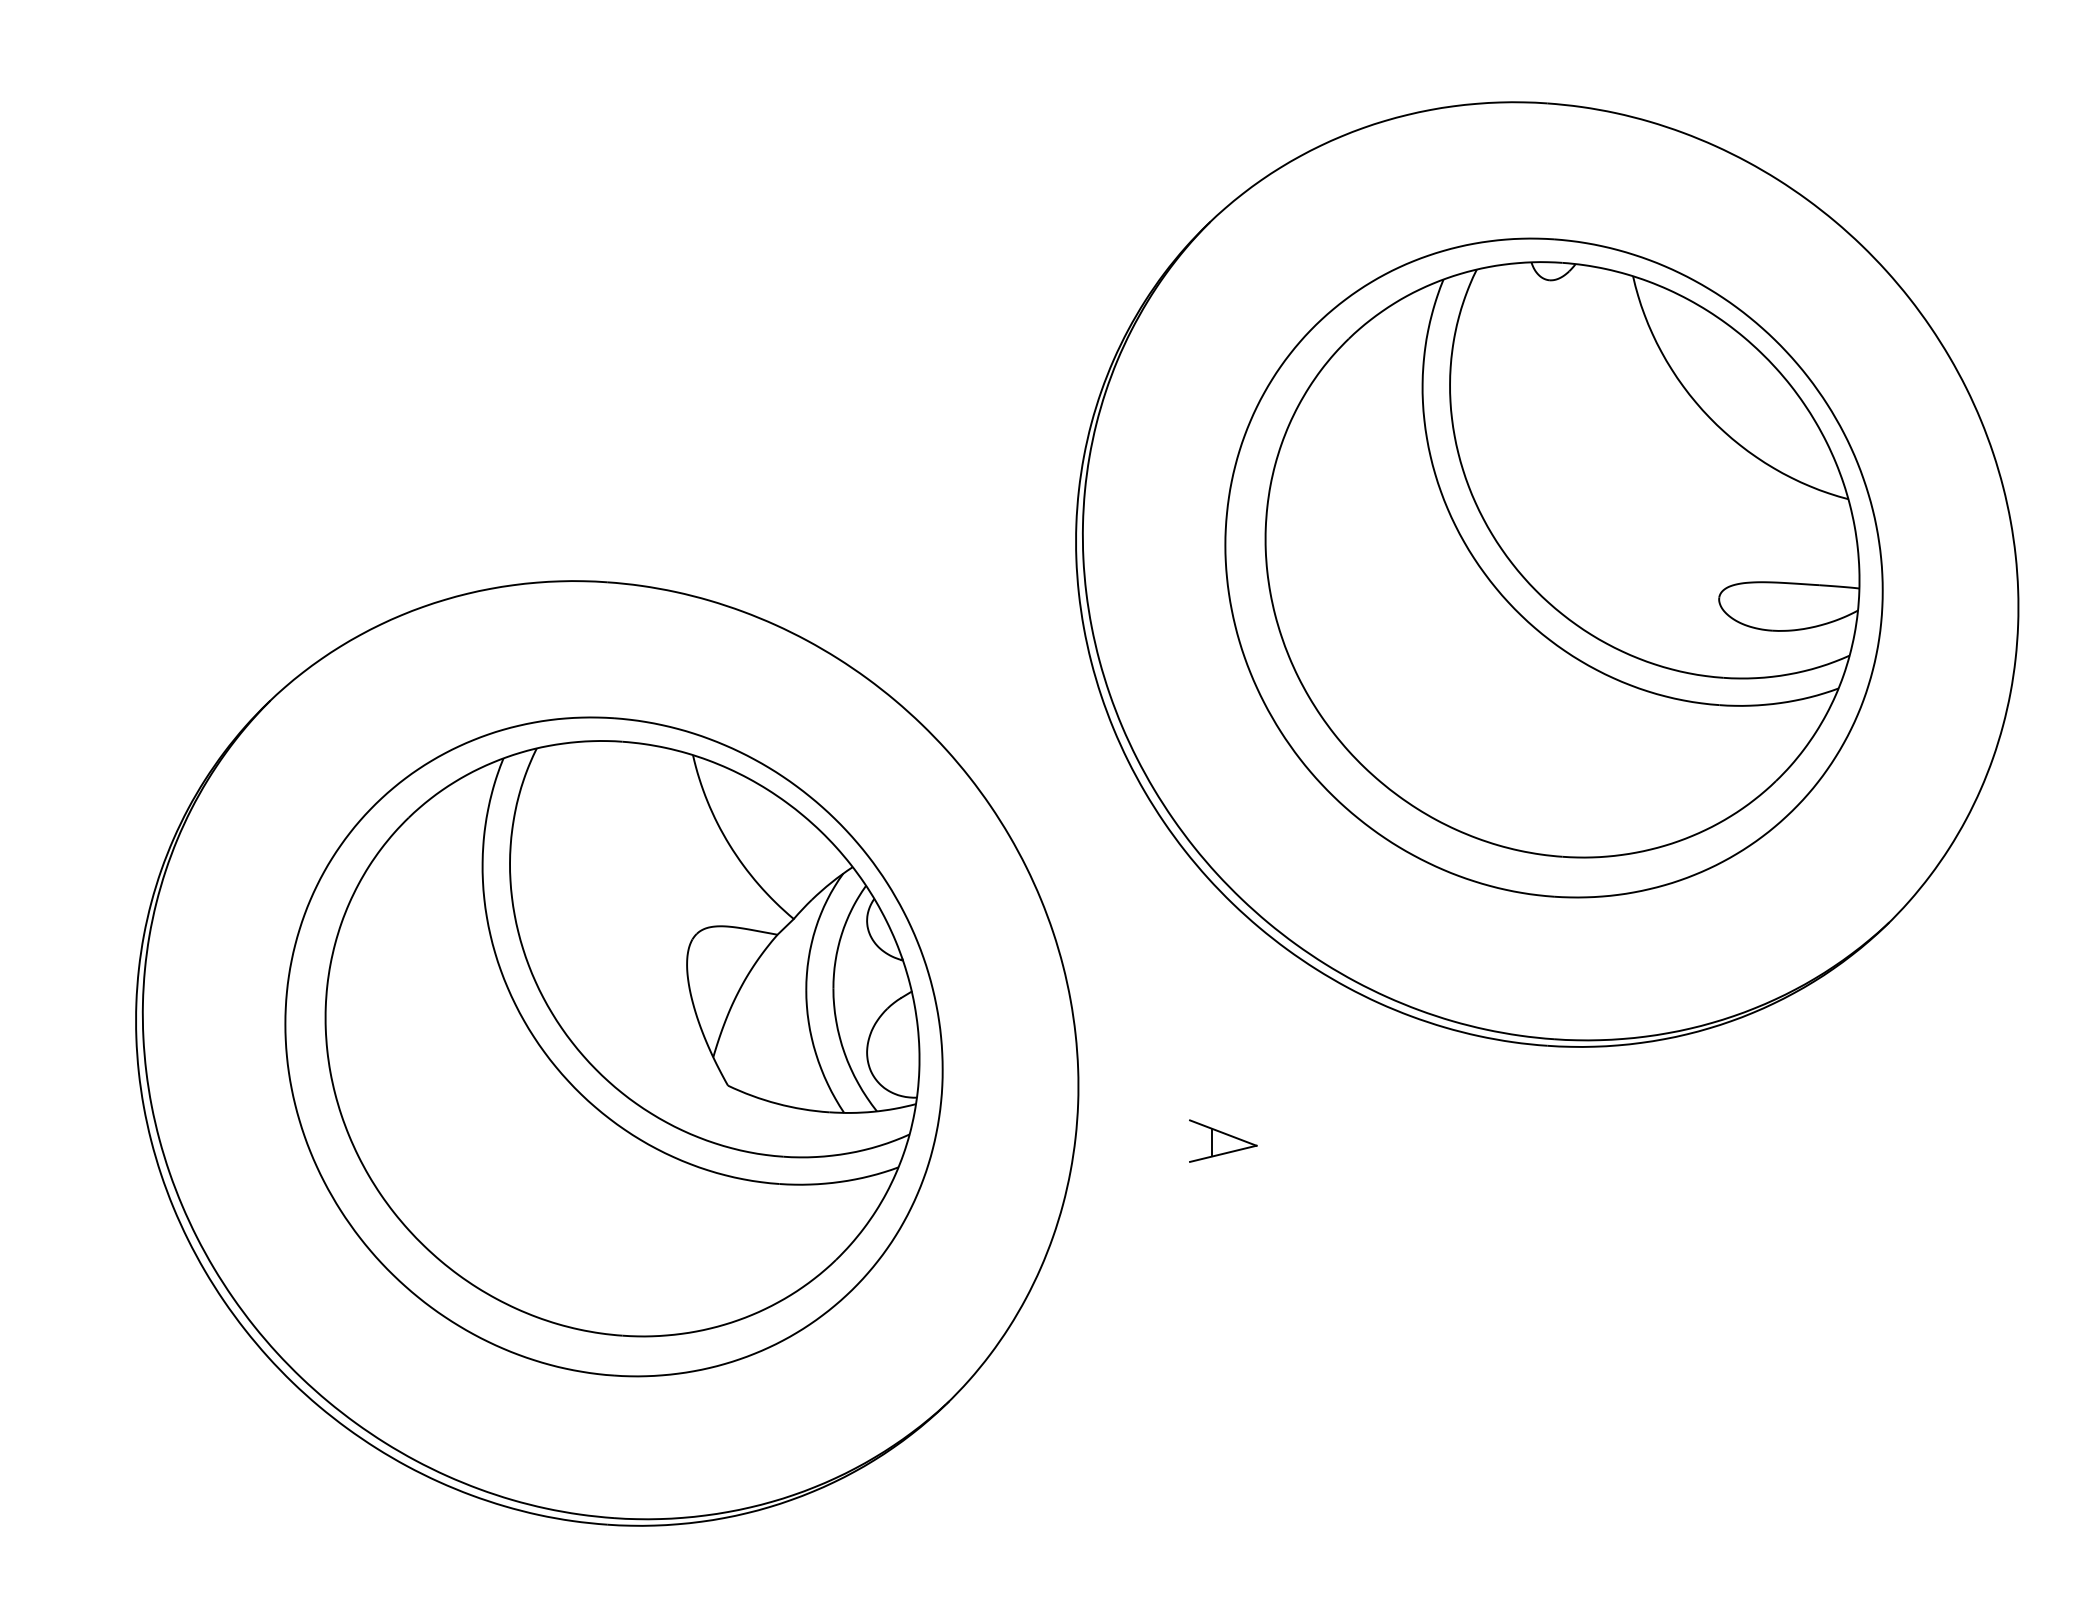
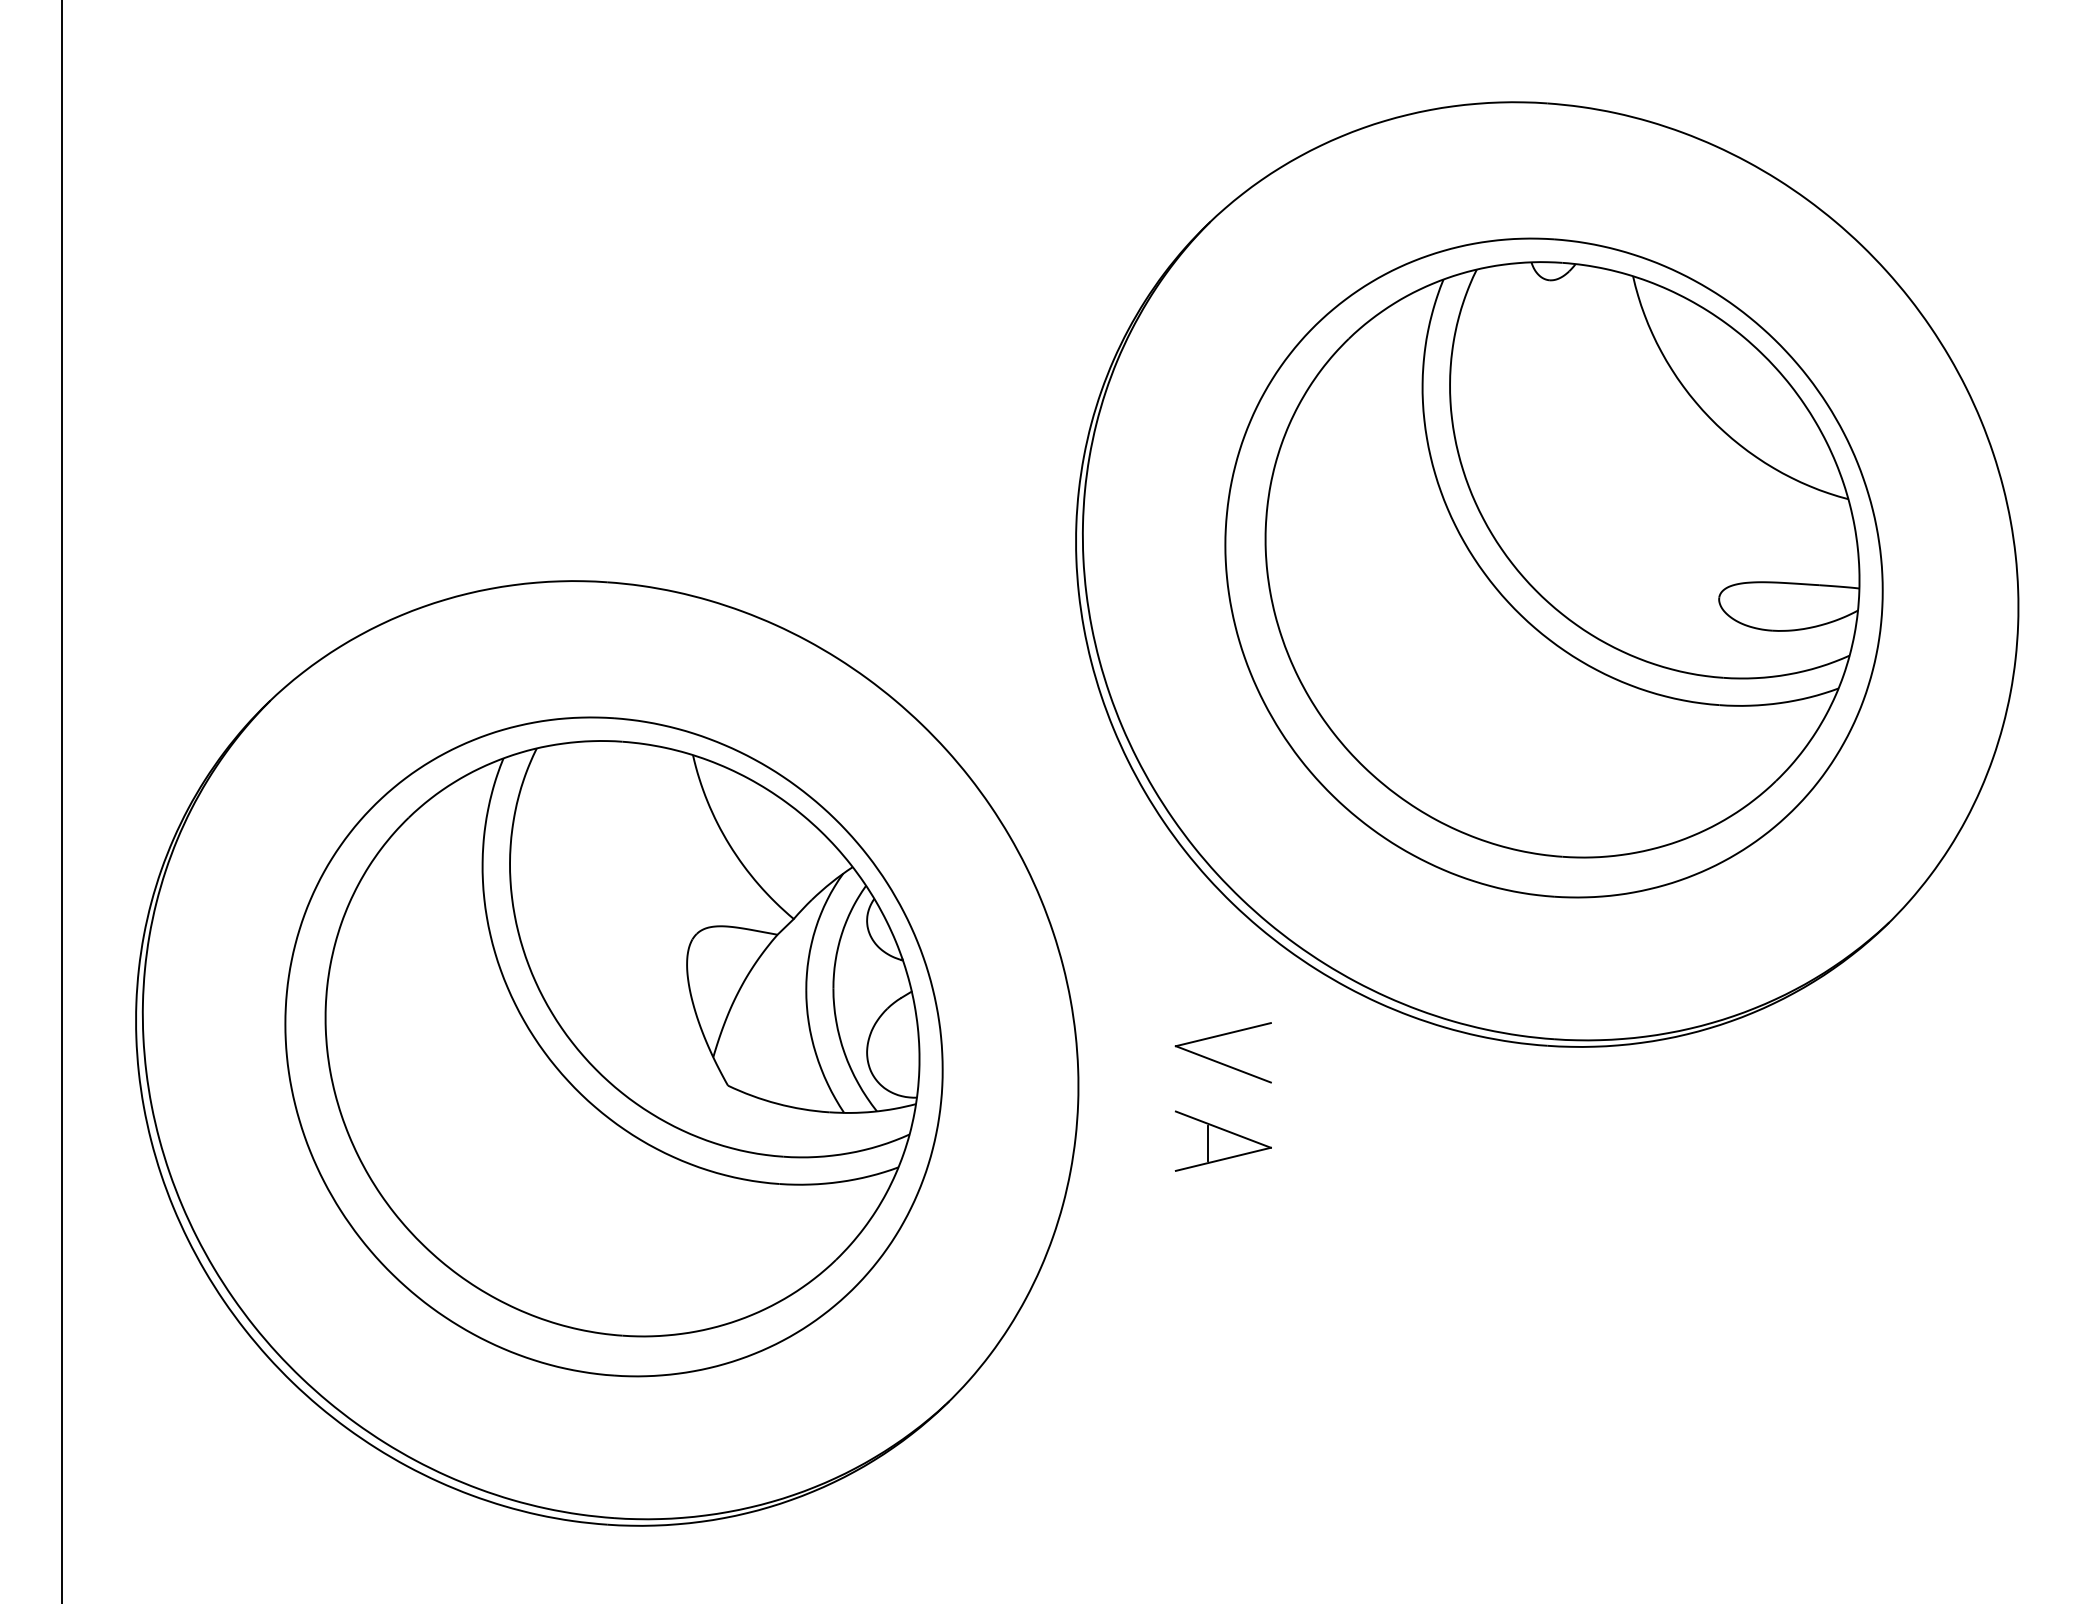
line: none -> present (62, 801)
part: none -> present (1219, 1061)
part size: 69x44 px -> 98x62 px (1222, 1140)
